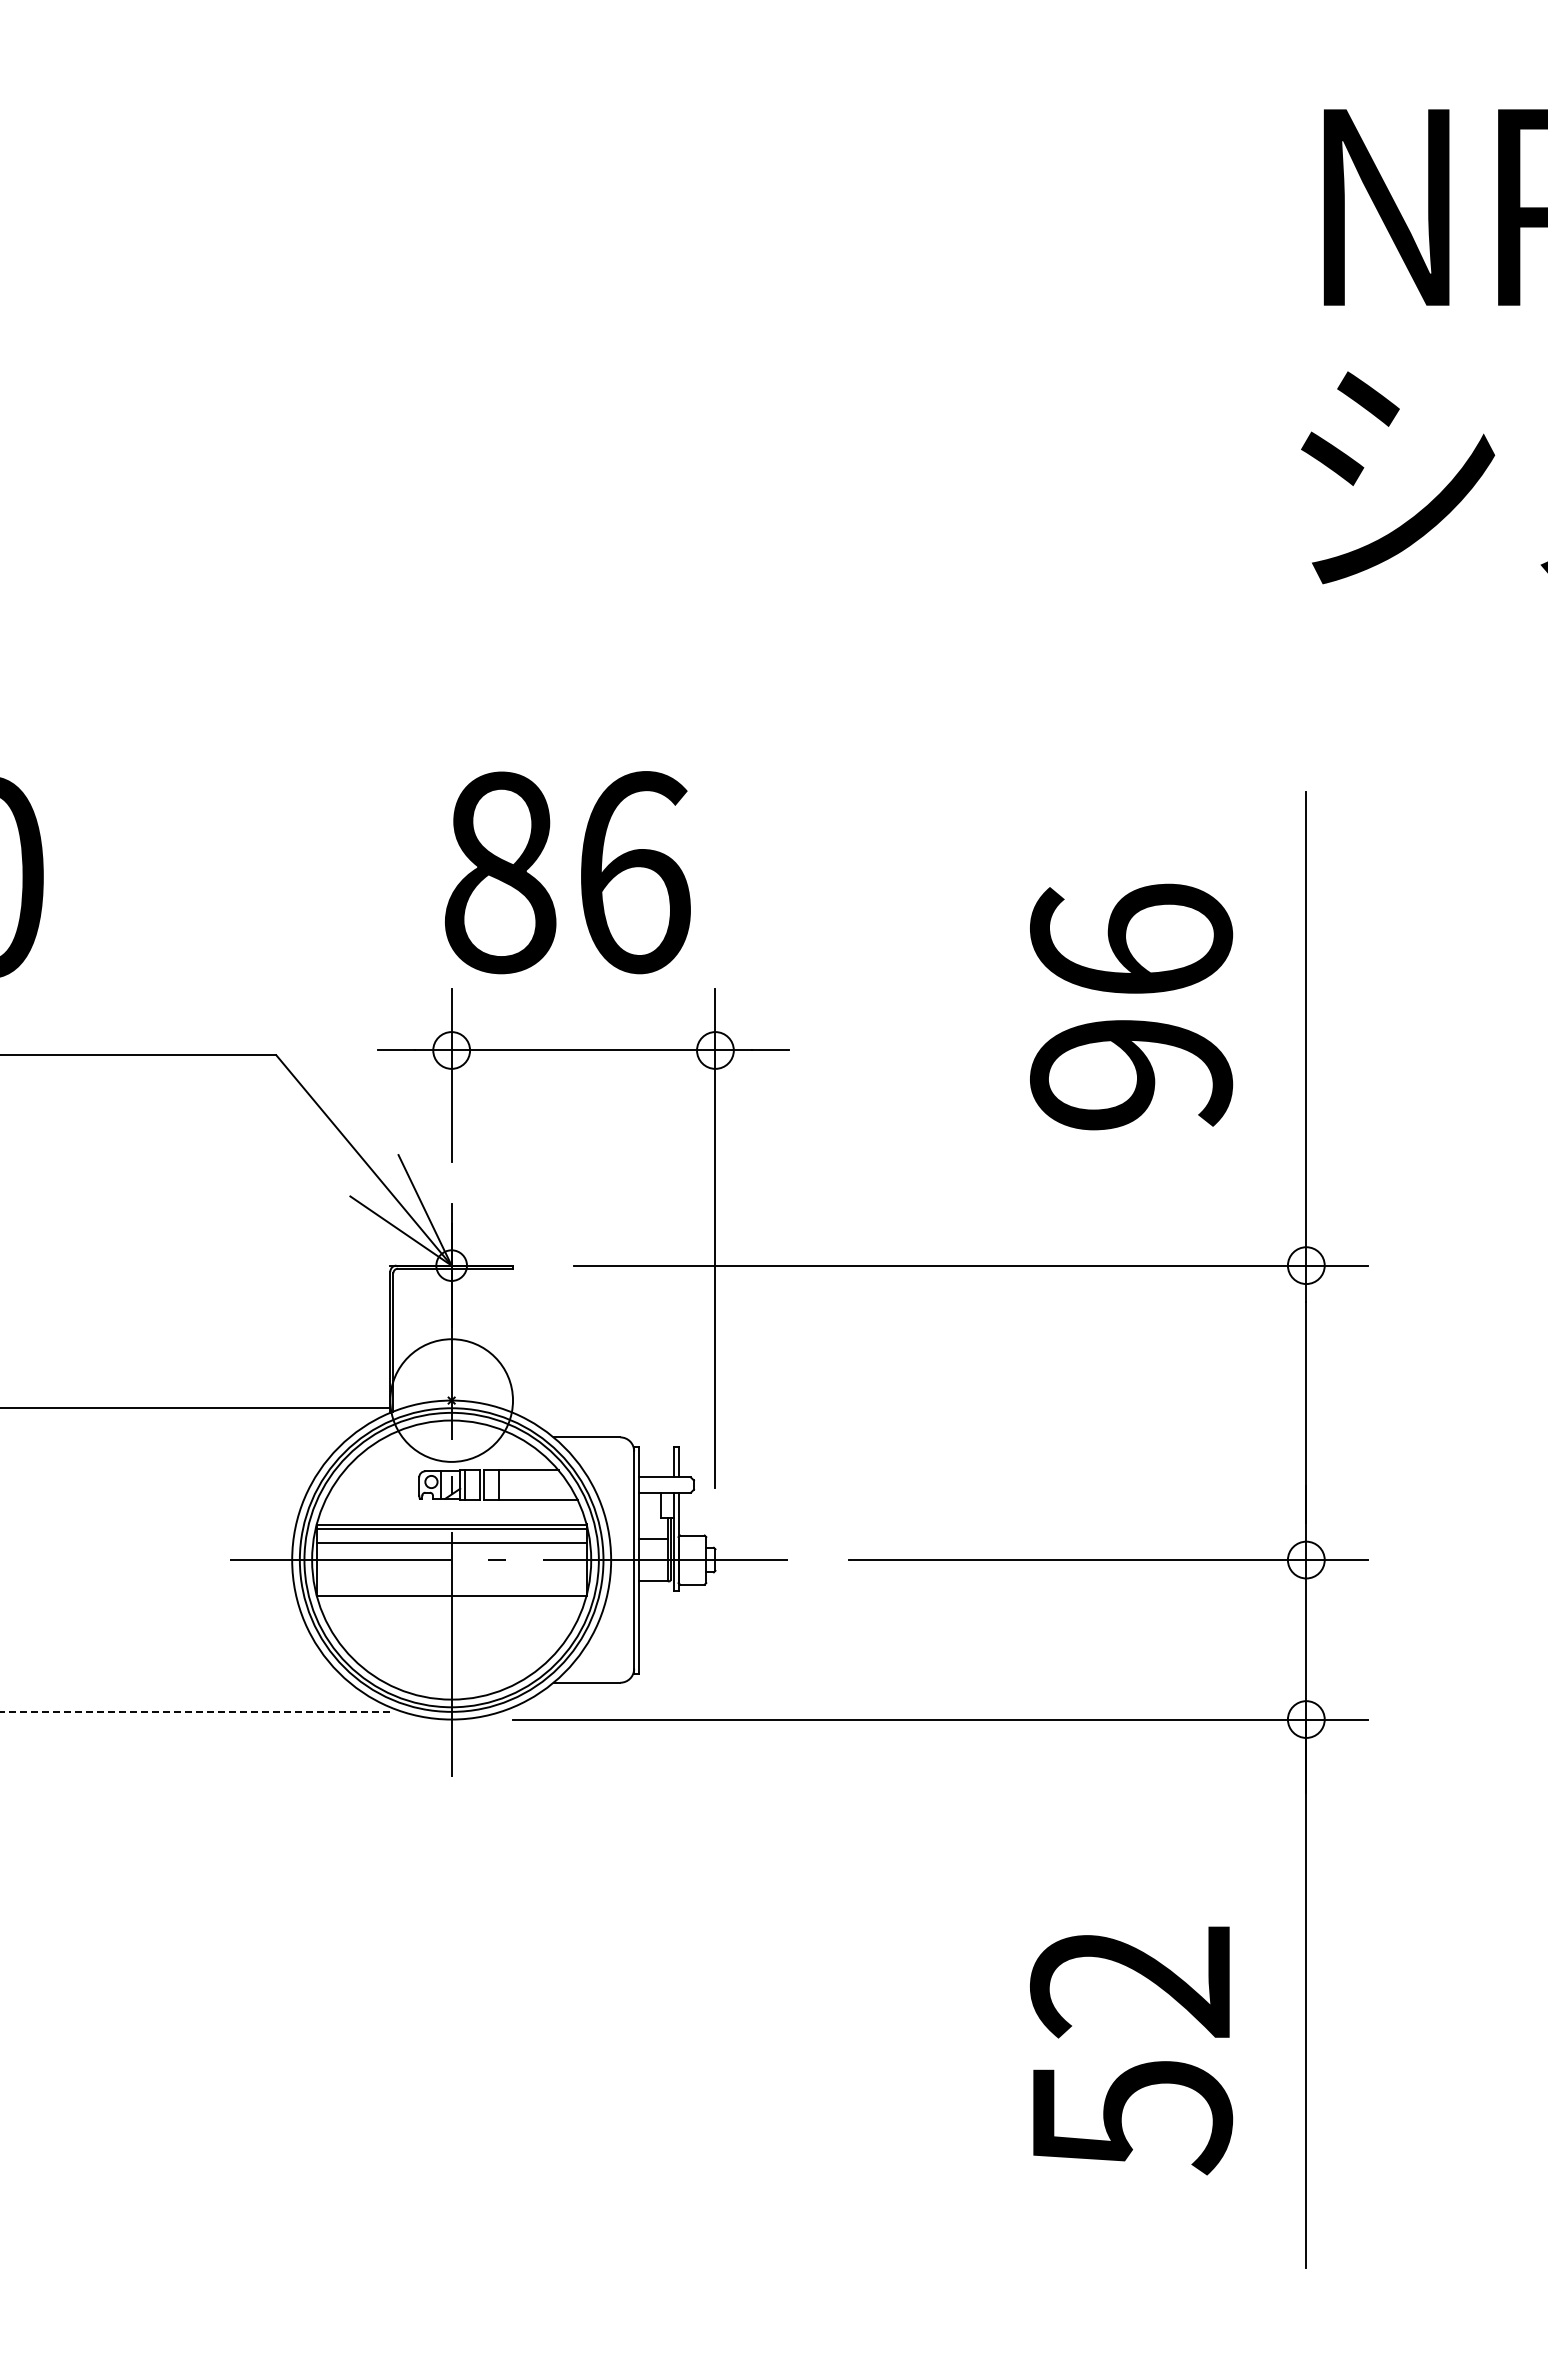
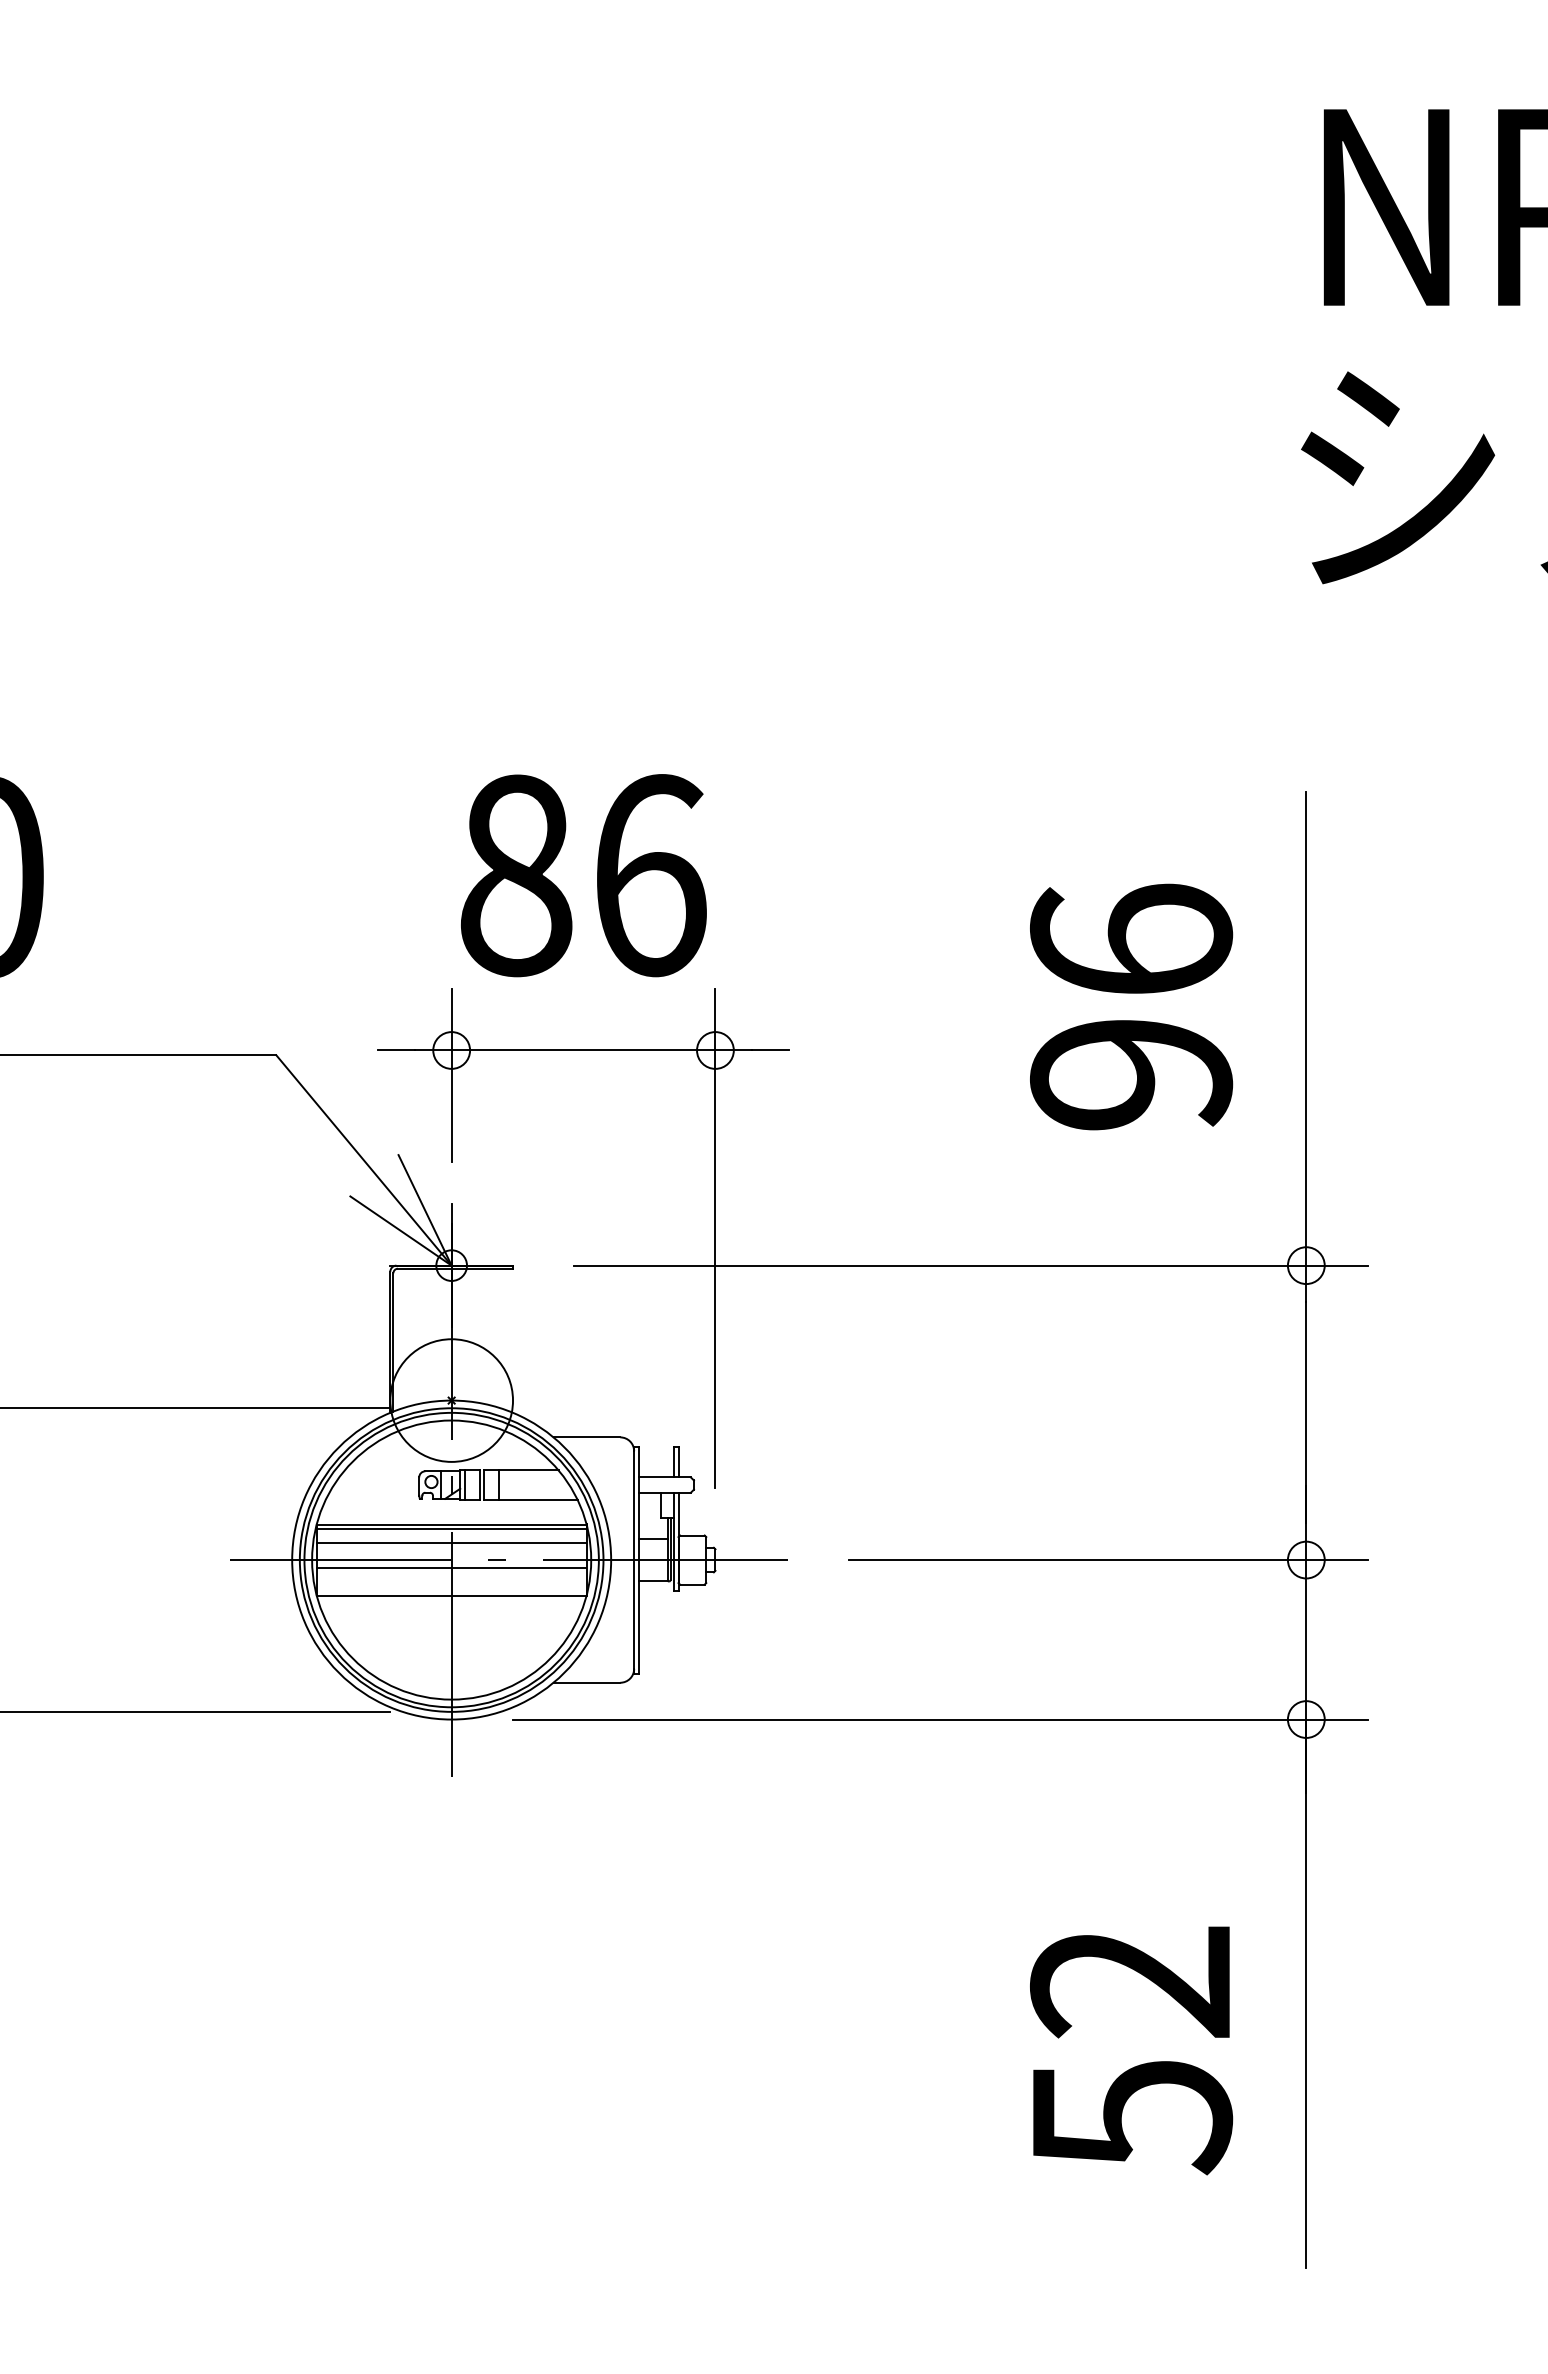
text position: (567, 872) -> (583, 875) (583, 875)
line: none -> present (451, 1568)
line: dashed -> solid (195, 1711)
